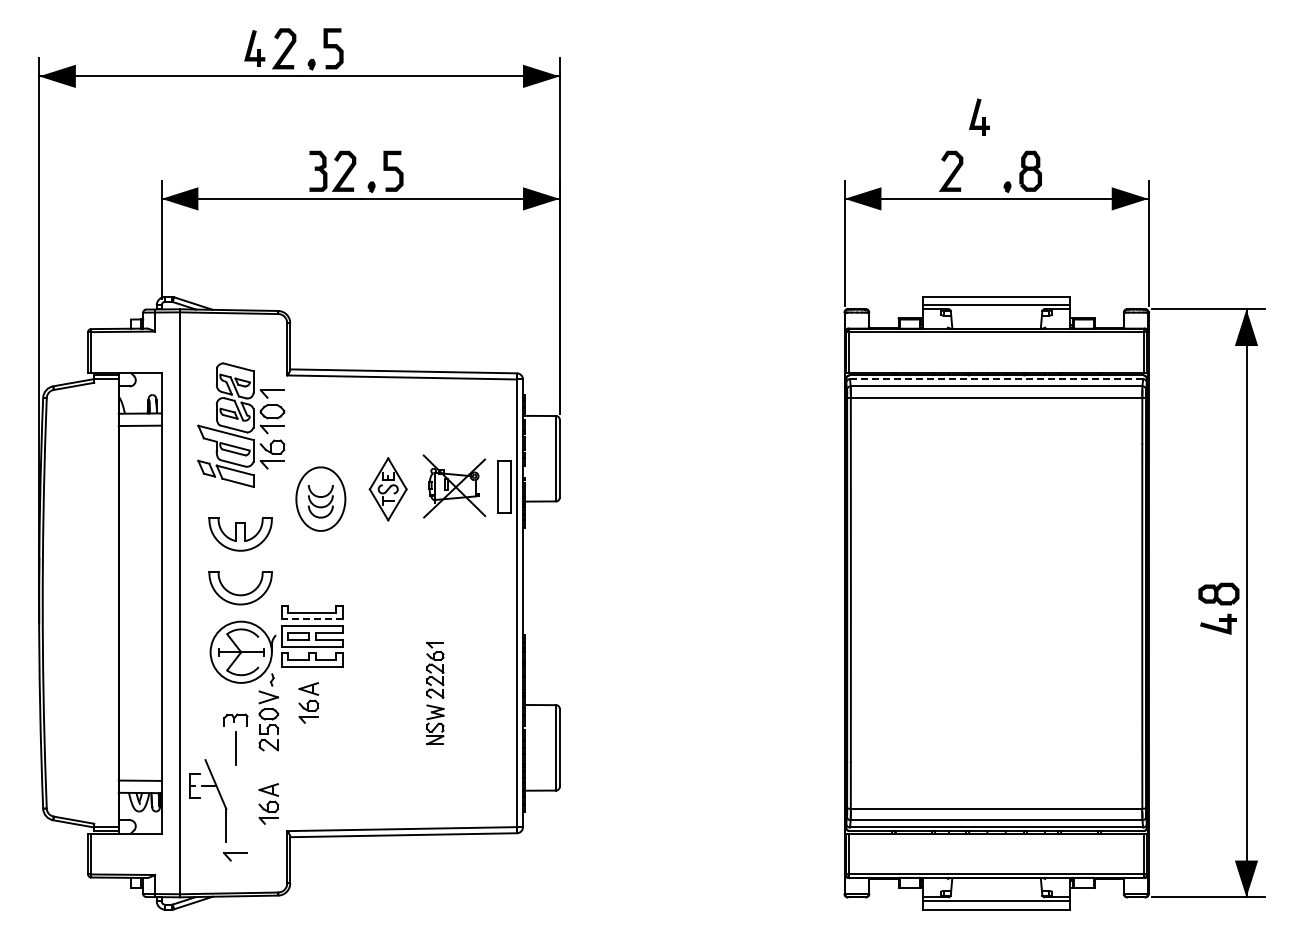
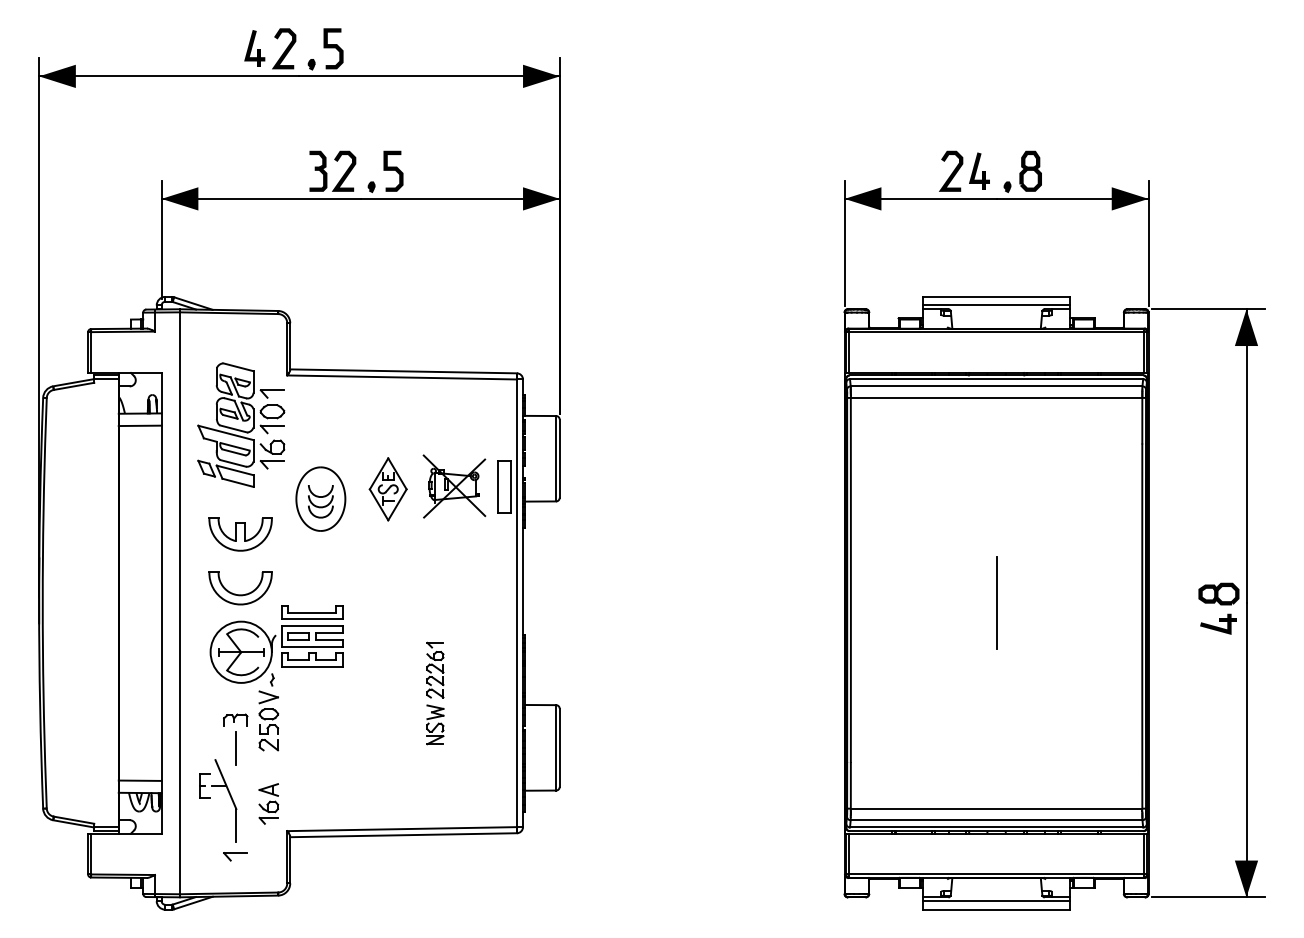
part position: (979, 116) -> (979, 170) (979, 170)
line: dashed -> solid (996, 379)
line: none -> present (996, 603)
line: dashed -> solid (312, 619)
part: present -> none (308, 702)
part position: (200, 798) -> (210, 798) (210, 798)
